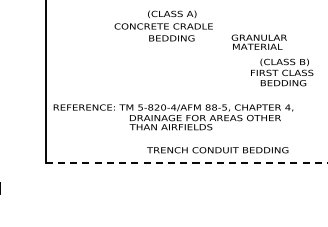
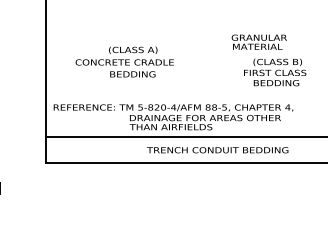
text position: (163, 25) -> (124, 61) (124, 61)
text position: (282, 72) -> (275, 72) (275, 72)
line: none -> present (184, 137)
line: dashed -> solid (186, 163)
